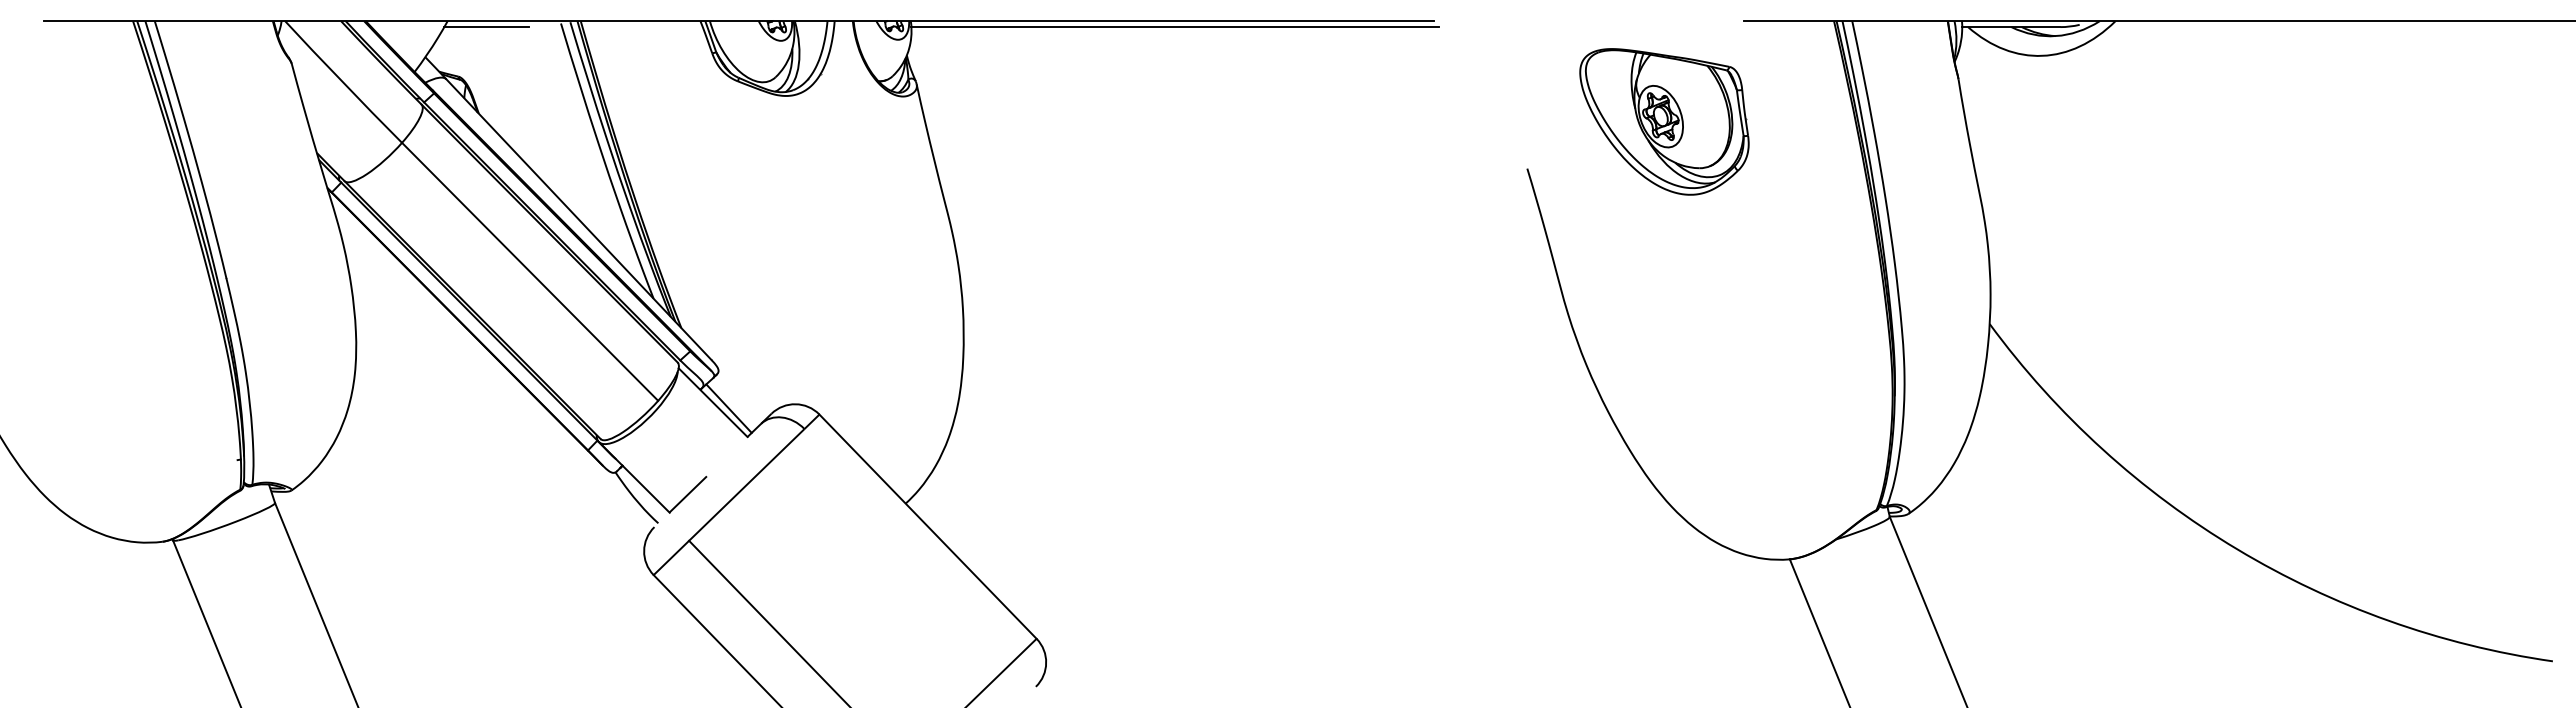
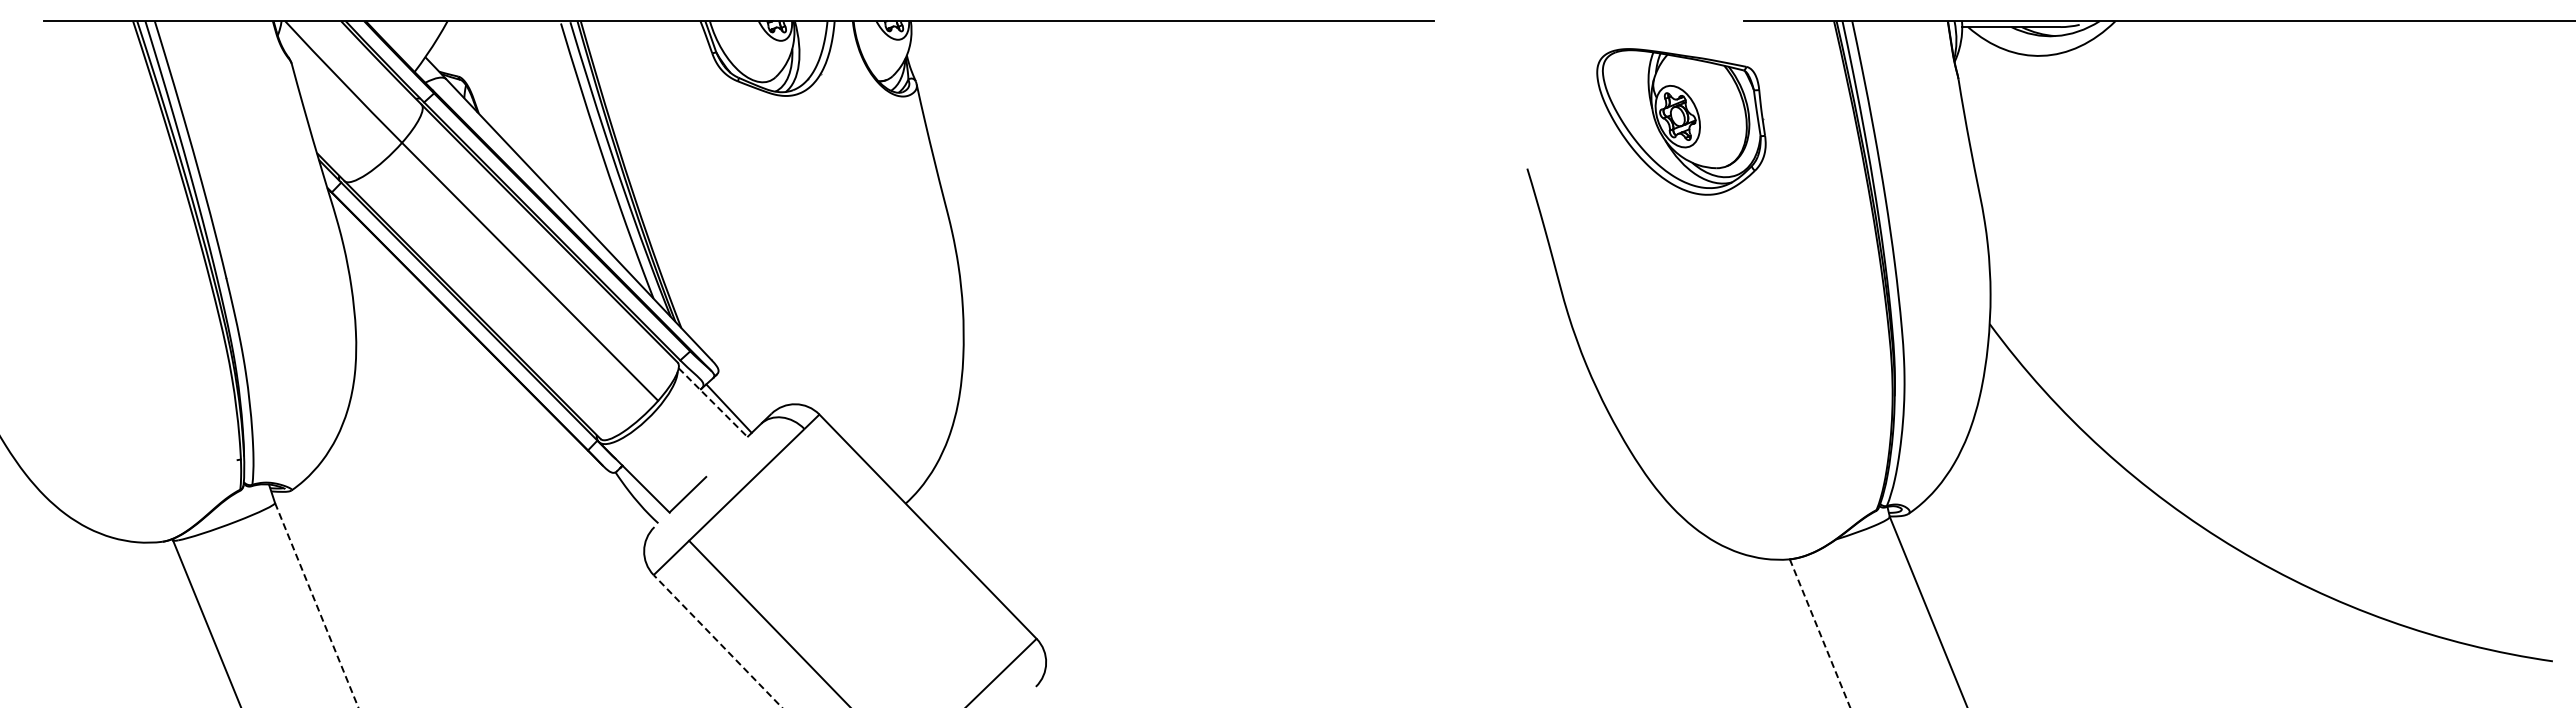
line: present -> none (486, 27)
line: present -> none (1174, 27)
part position: (1664, 121) -> (1681, 121) (1681, 121)
line: solid -> dashed (713, 402)
line: solid -> dashed (316, 605)
line: solid -> dashed (1820, 633)
line: solid -> dashed (717, 641)
